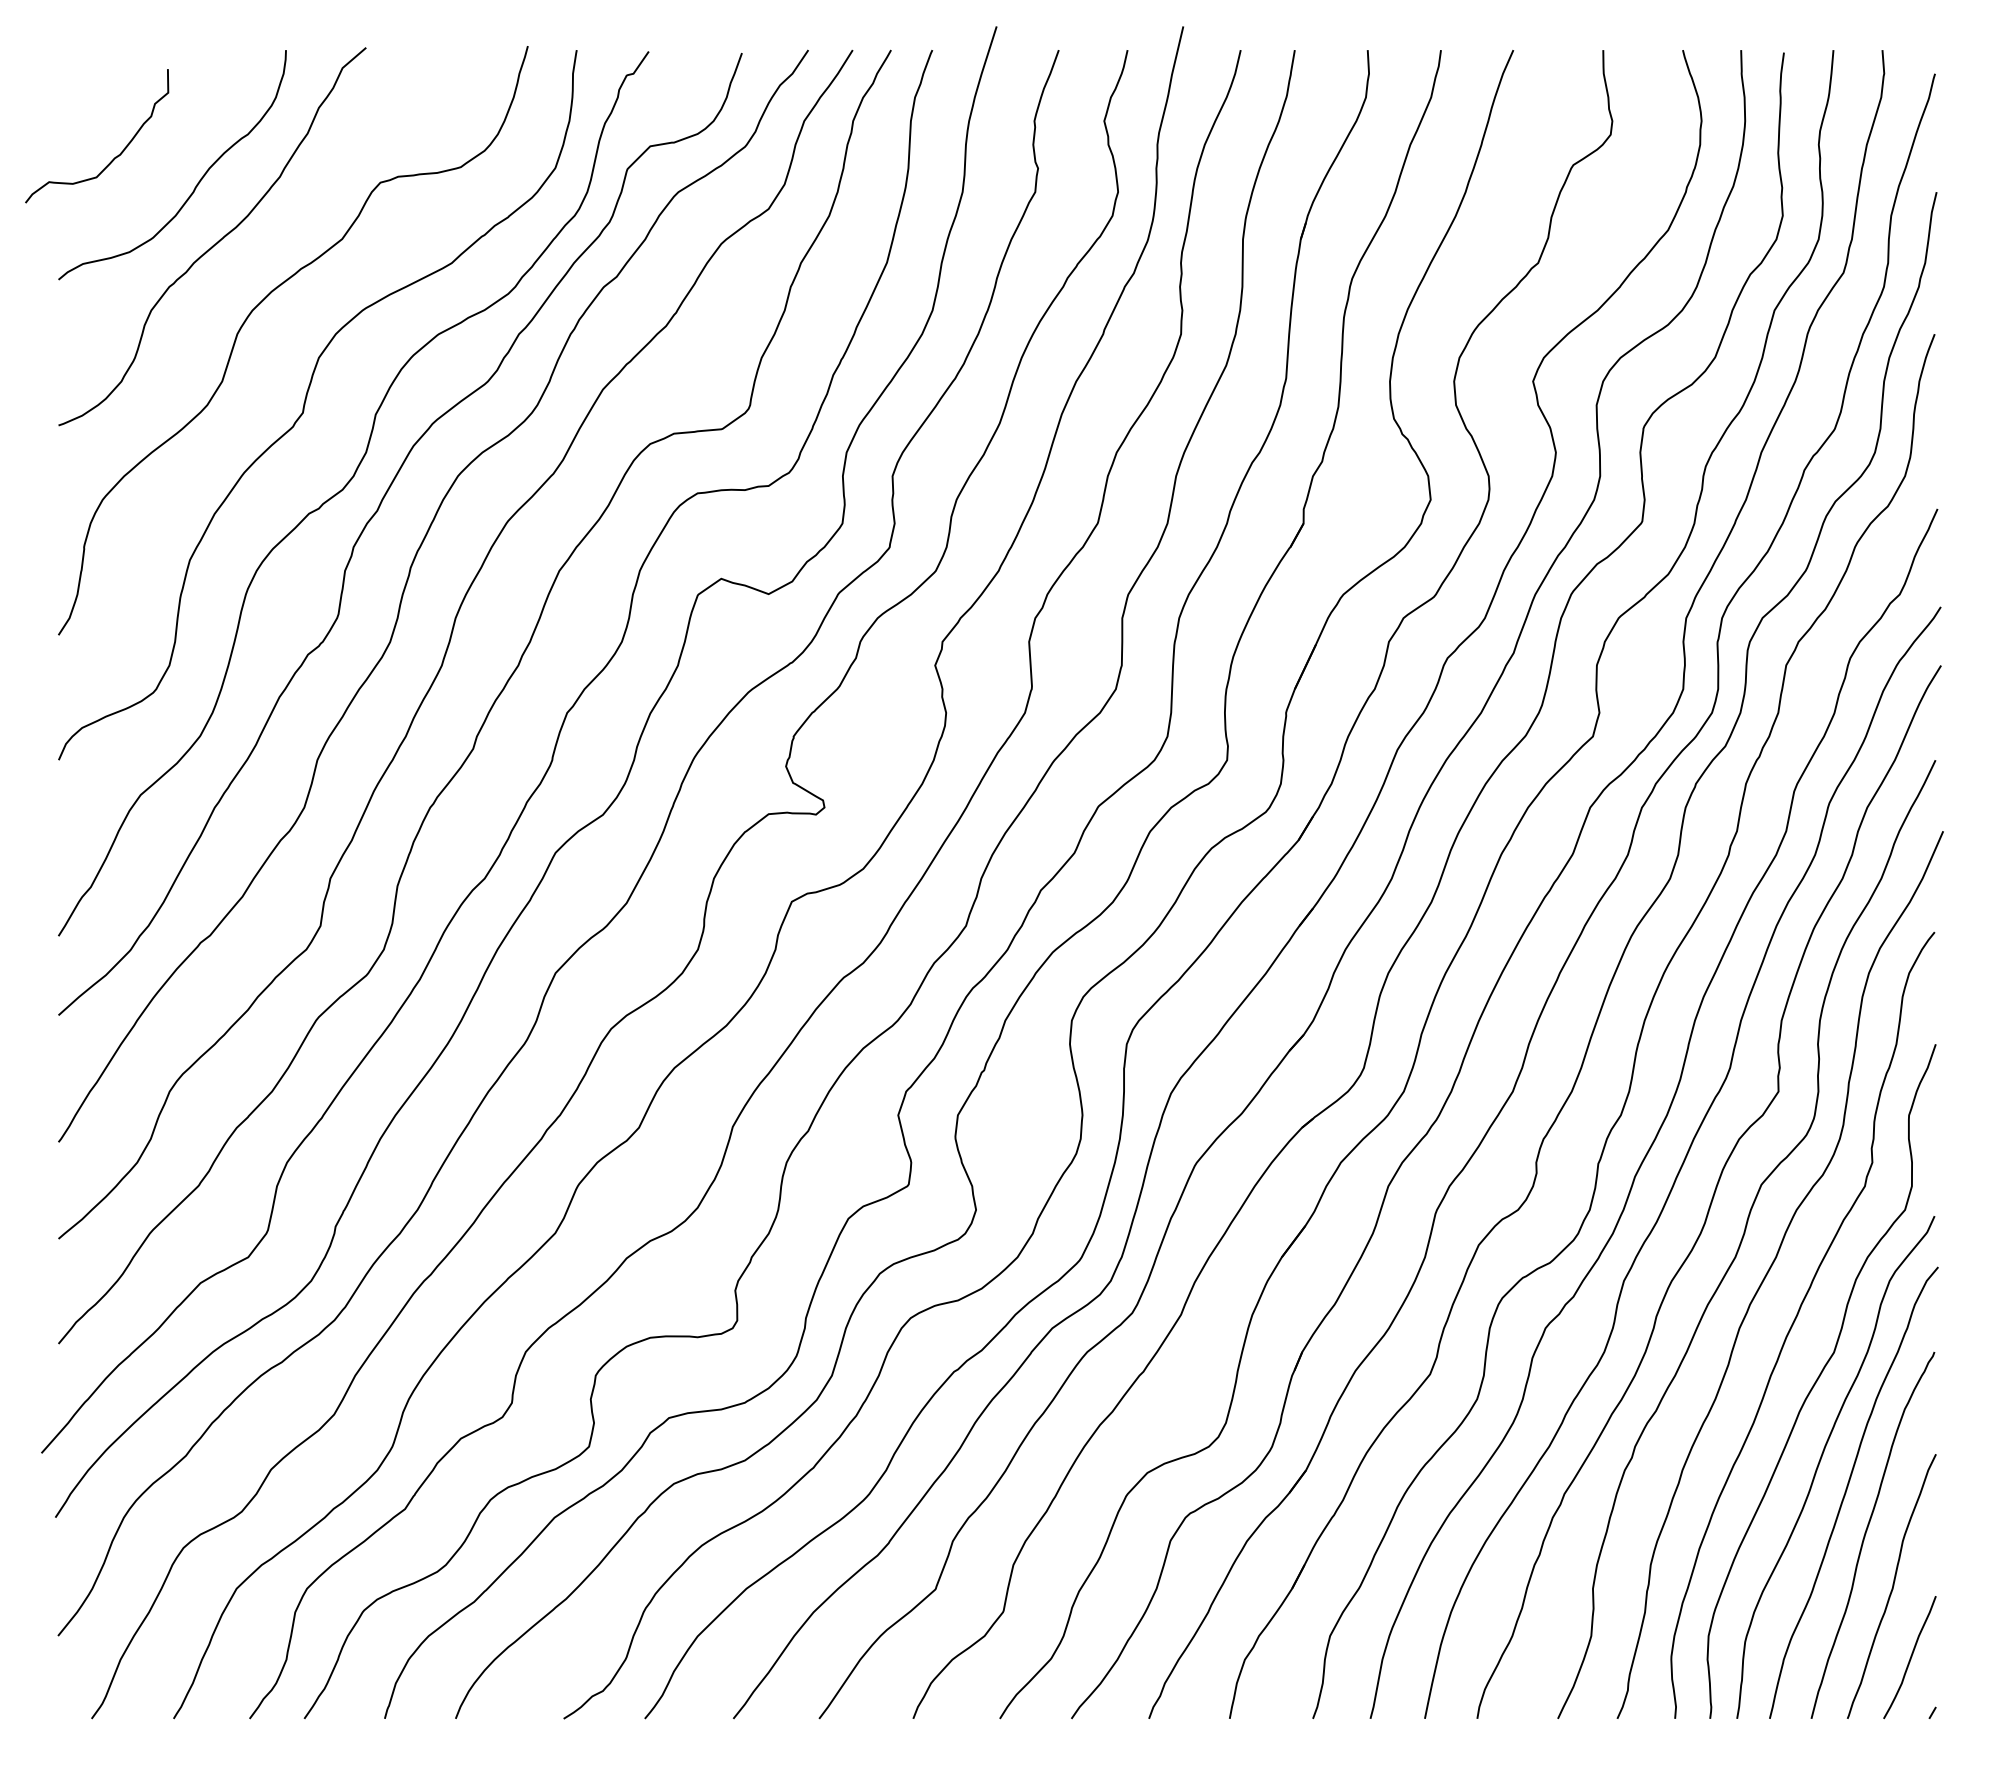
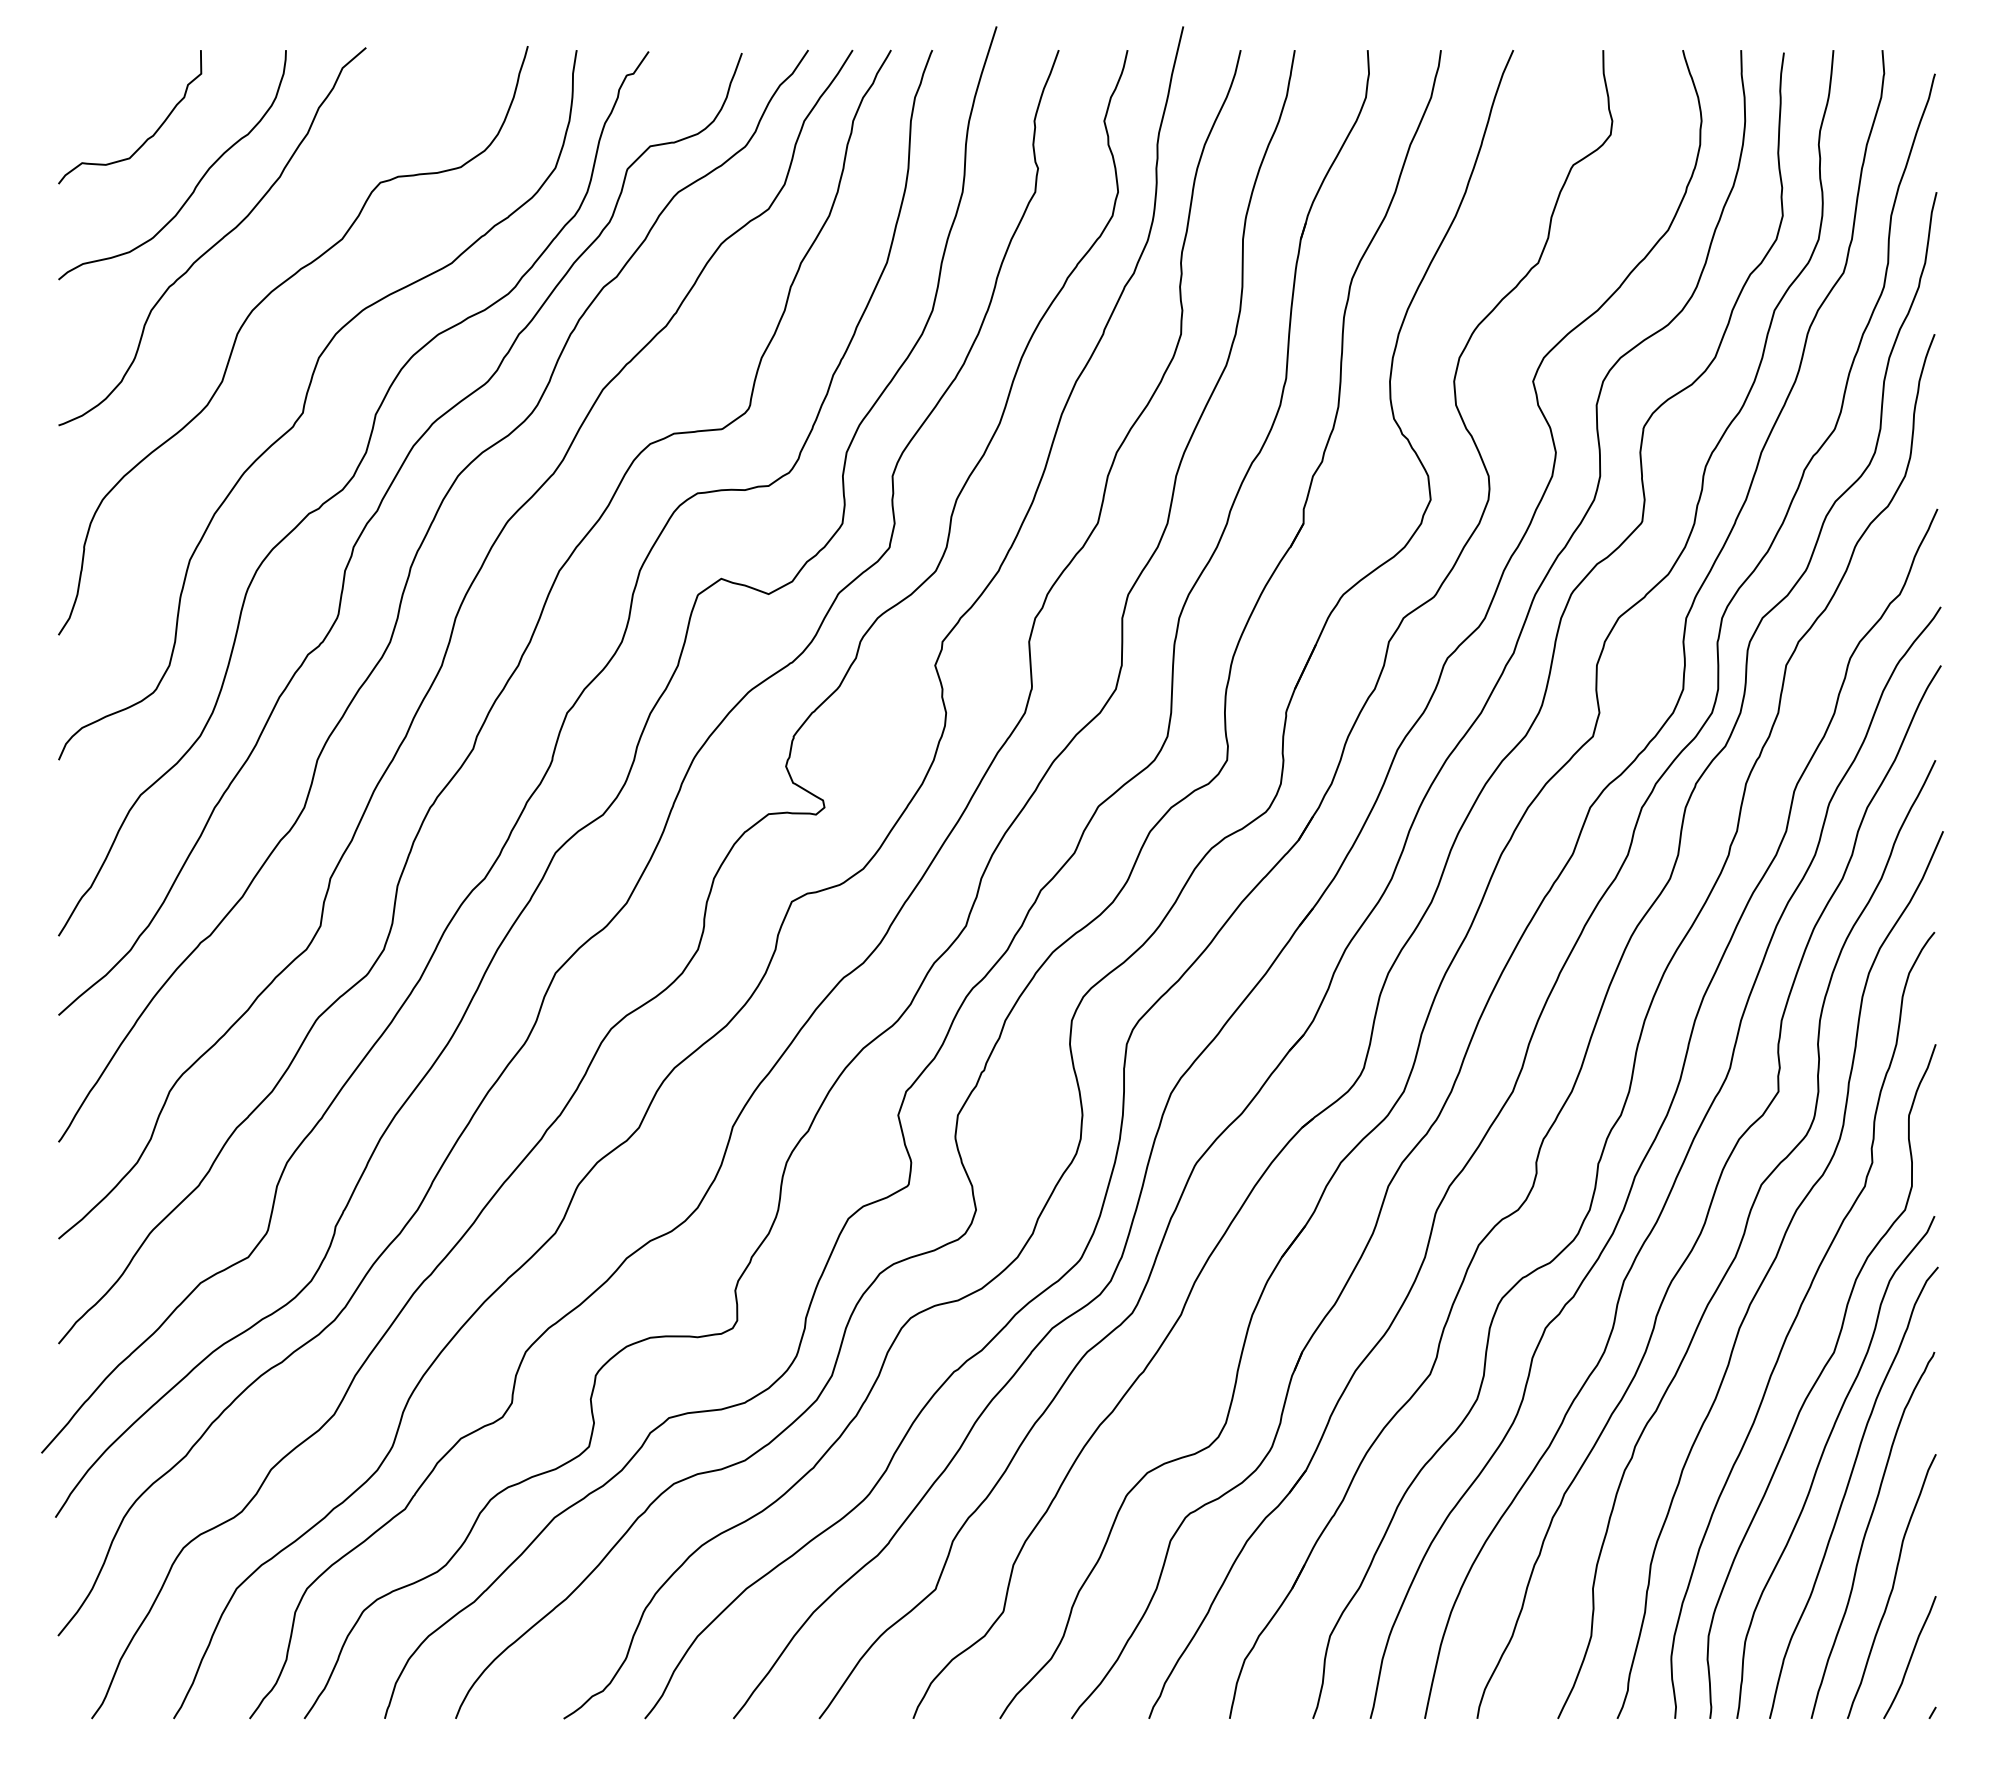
curve position: (115, 156) -> (148, 137) (148, 137)
